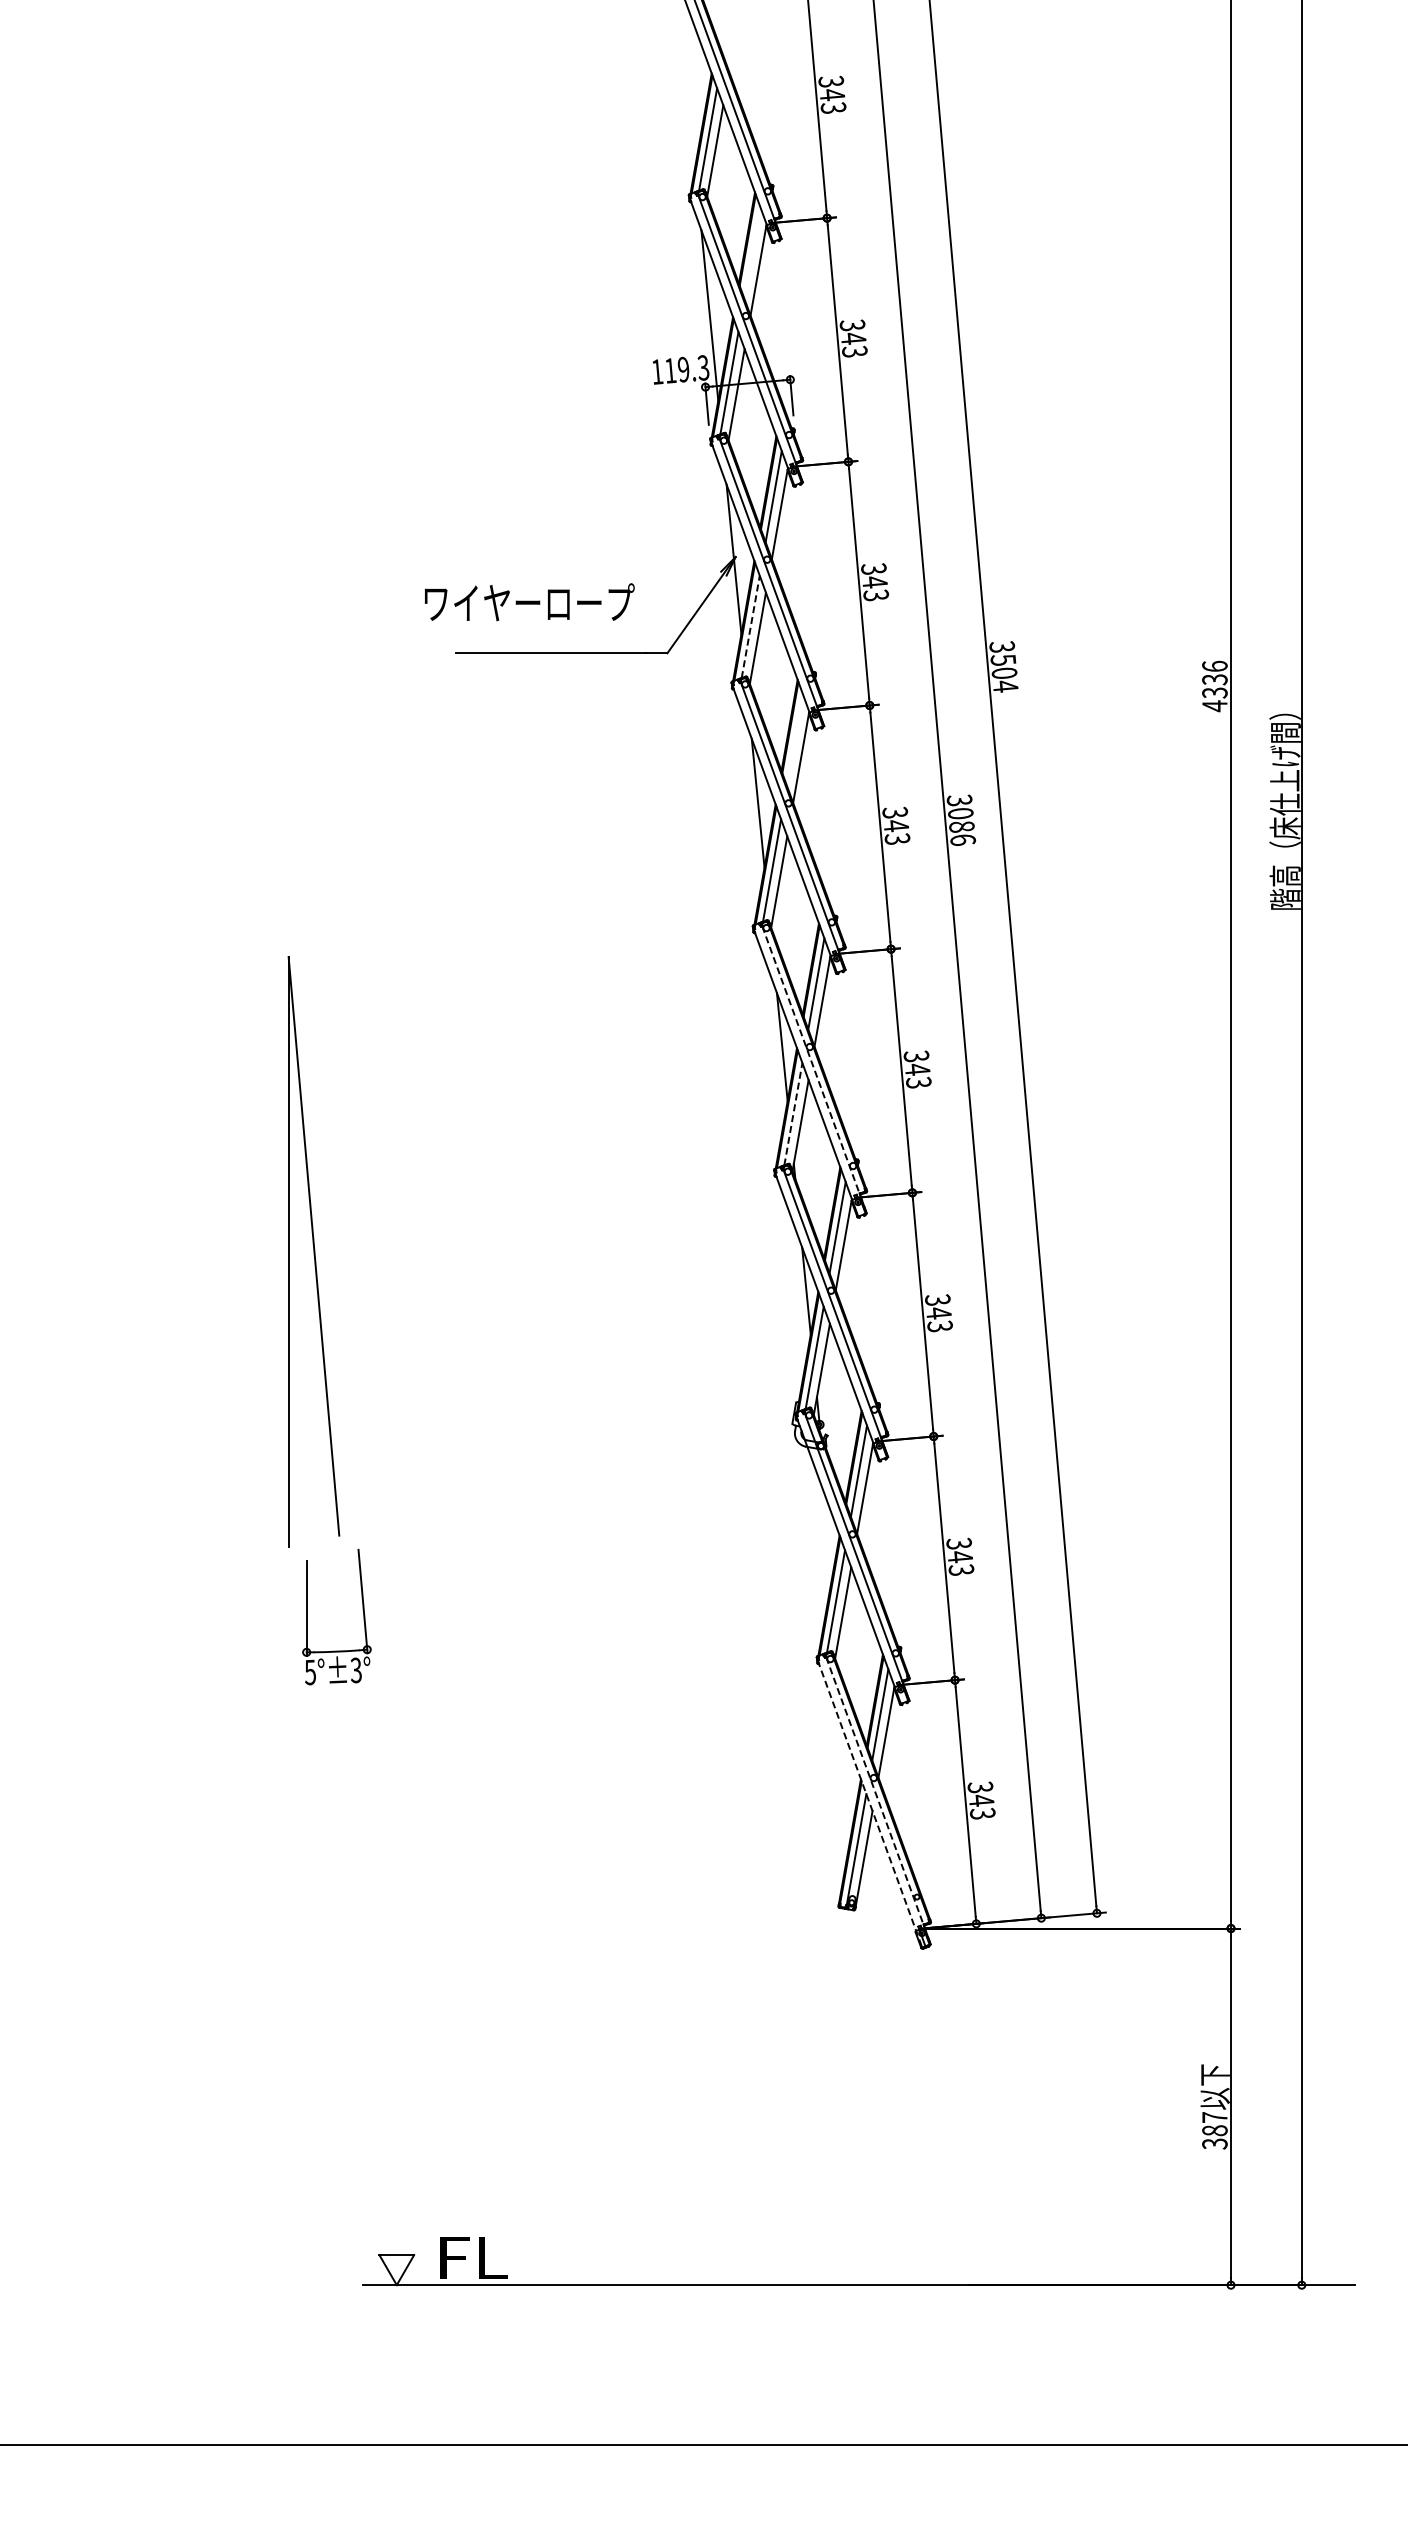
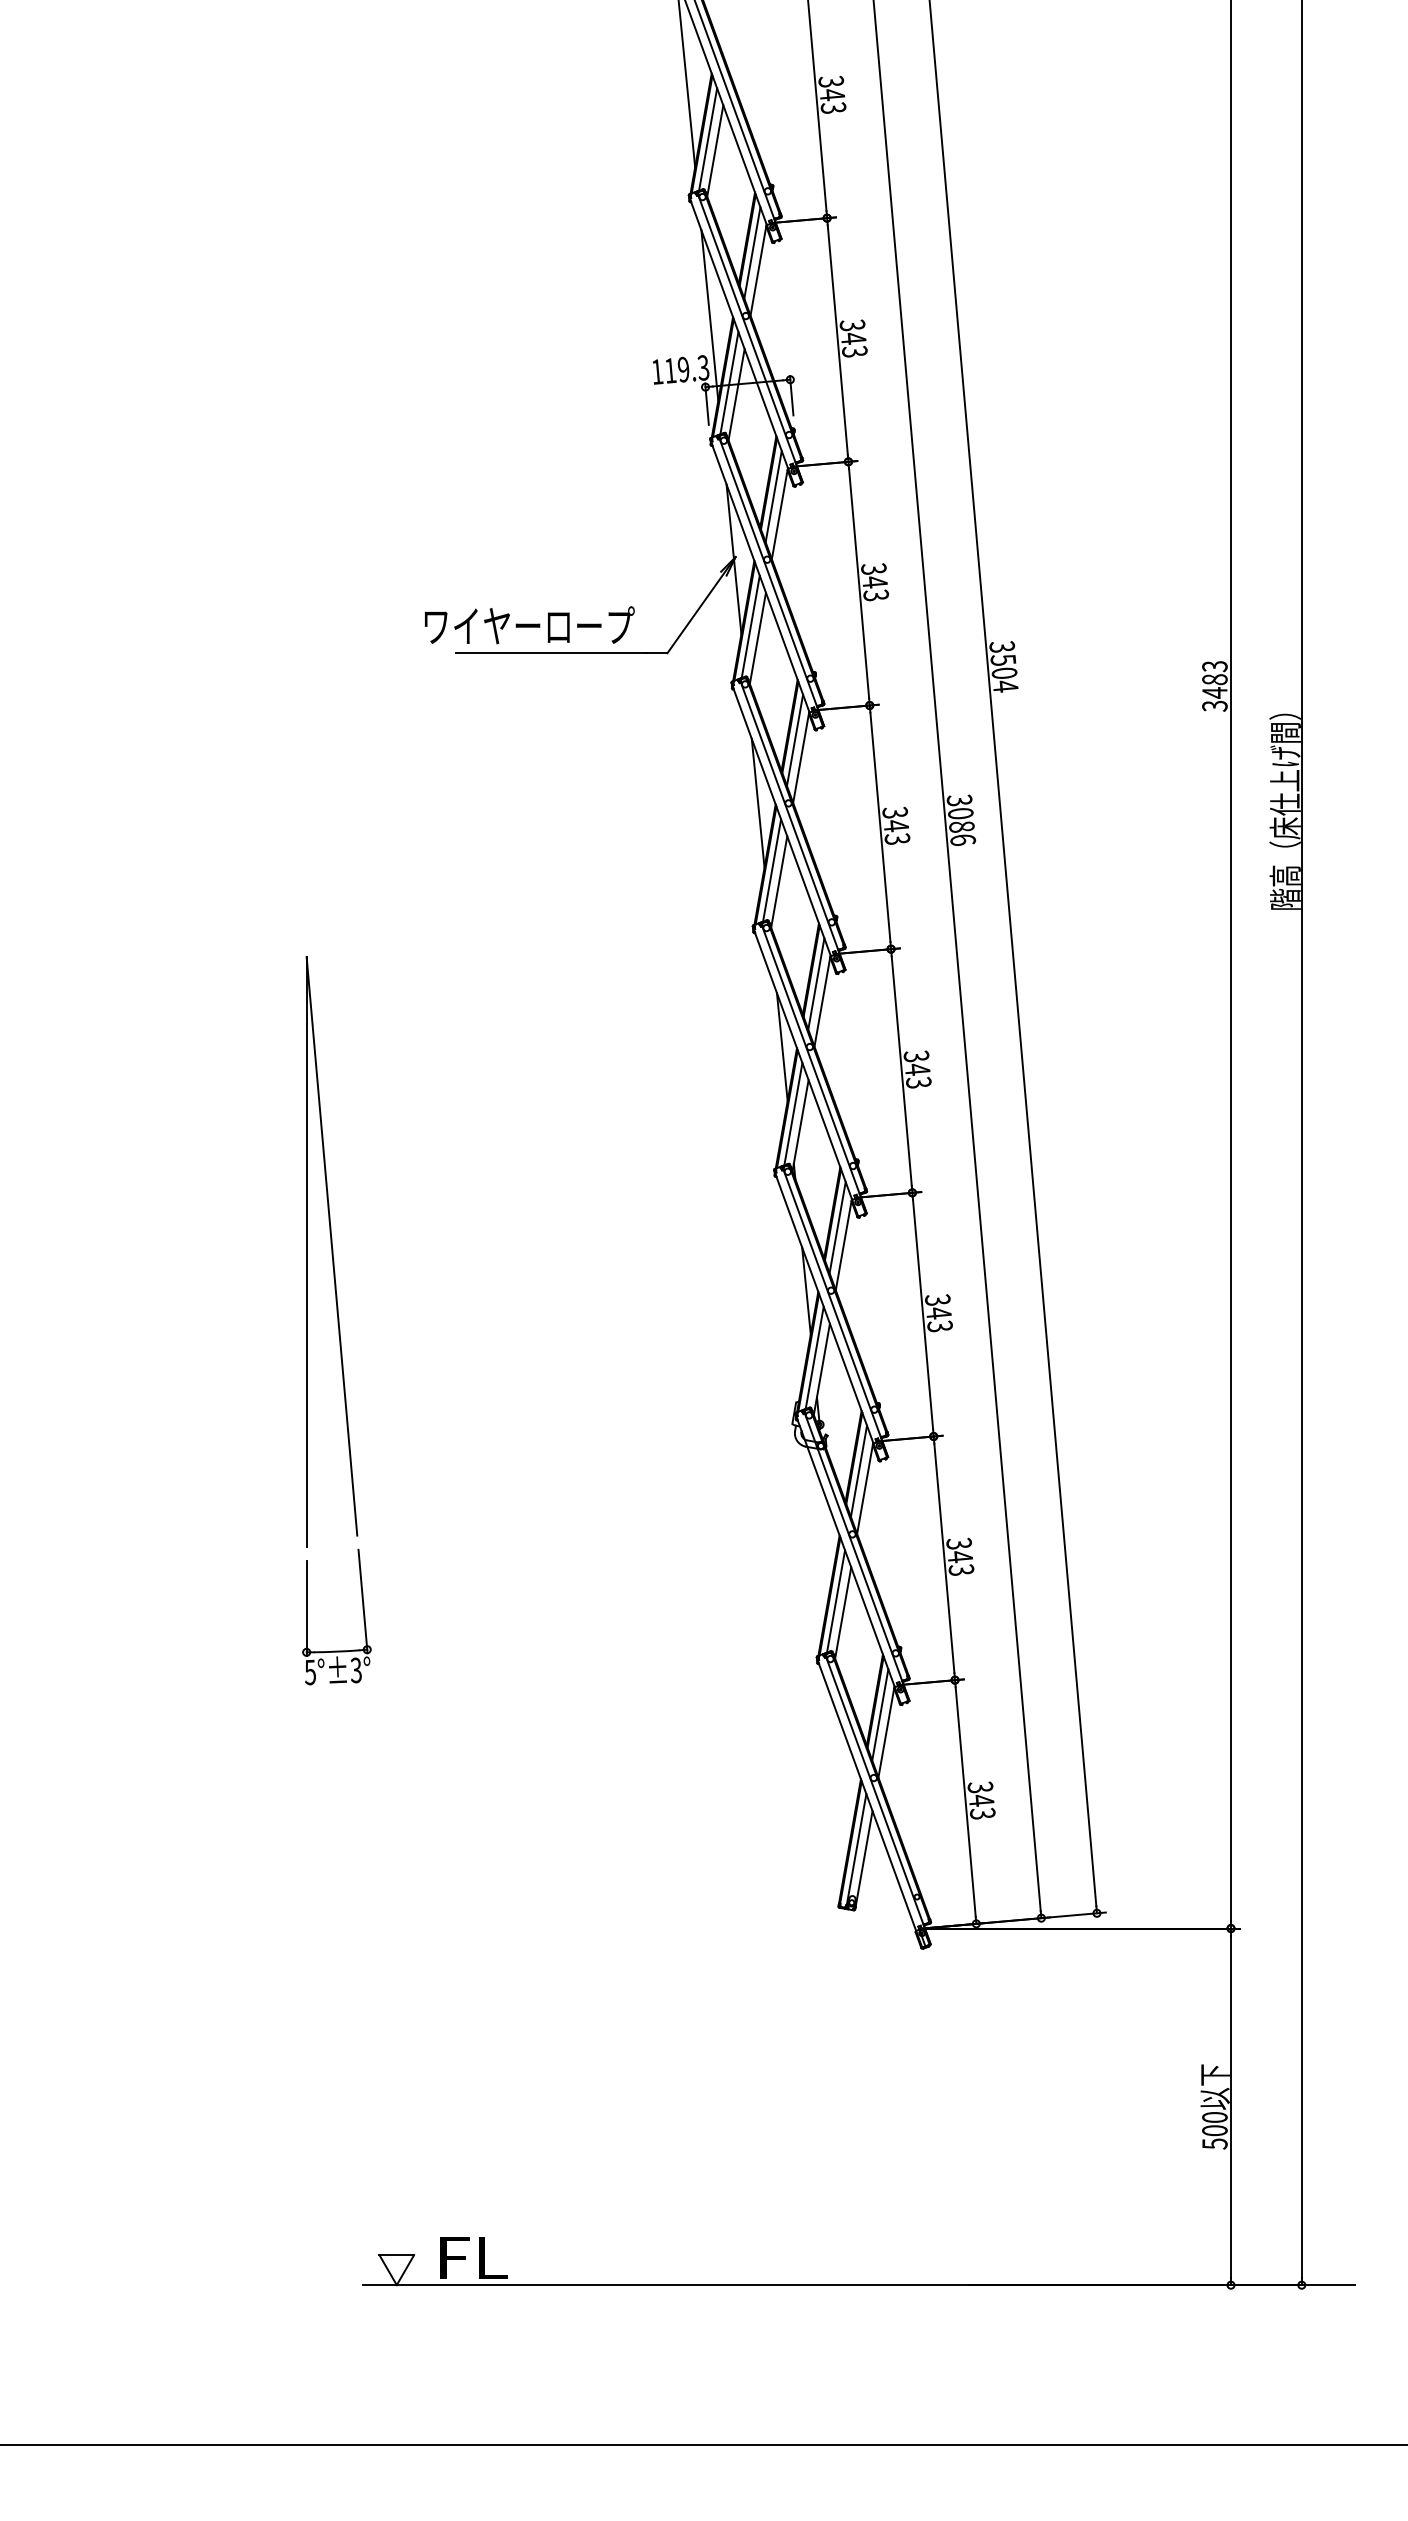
line: none -> present (686, 84)
line: none -> present (752, 252)
text position: (529, 602) -> (529, 625) (529, 625)
line: dashed -> solid (750, 626)
text: 4336 -> 3483 (1214, 686)
line: none -> present (794, 739)
line: dashed -> solid (814, 1069)
line: dashed -> solid (793, 1114)
part position: (313, 1251) -> (331, 1251) (331, 1251)
line: dashed -> solid (878, 1800)
line: dashed -> solid (869, 1803)
text: 387 -> 500 (1214, 2130)
